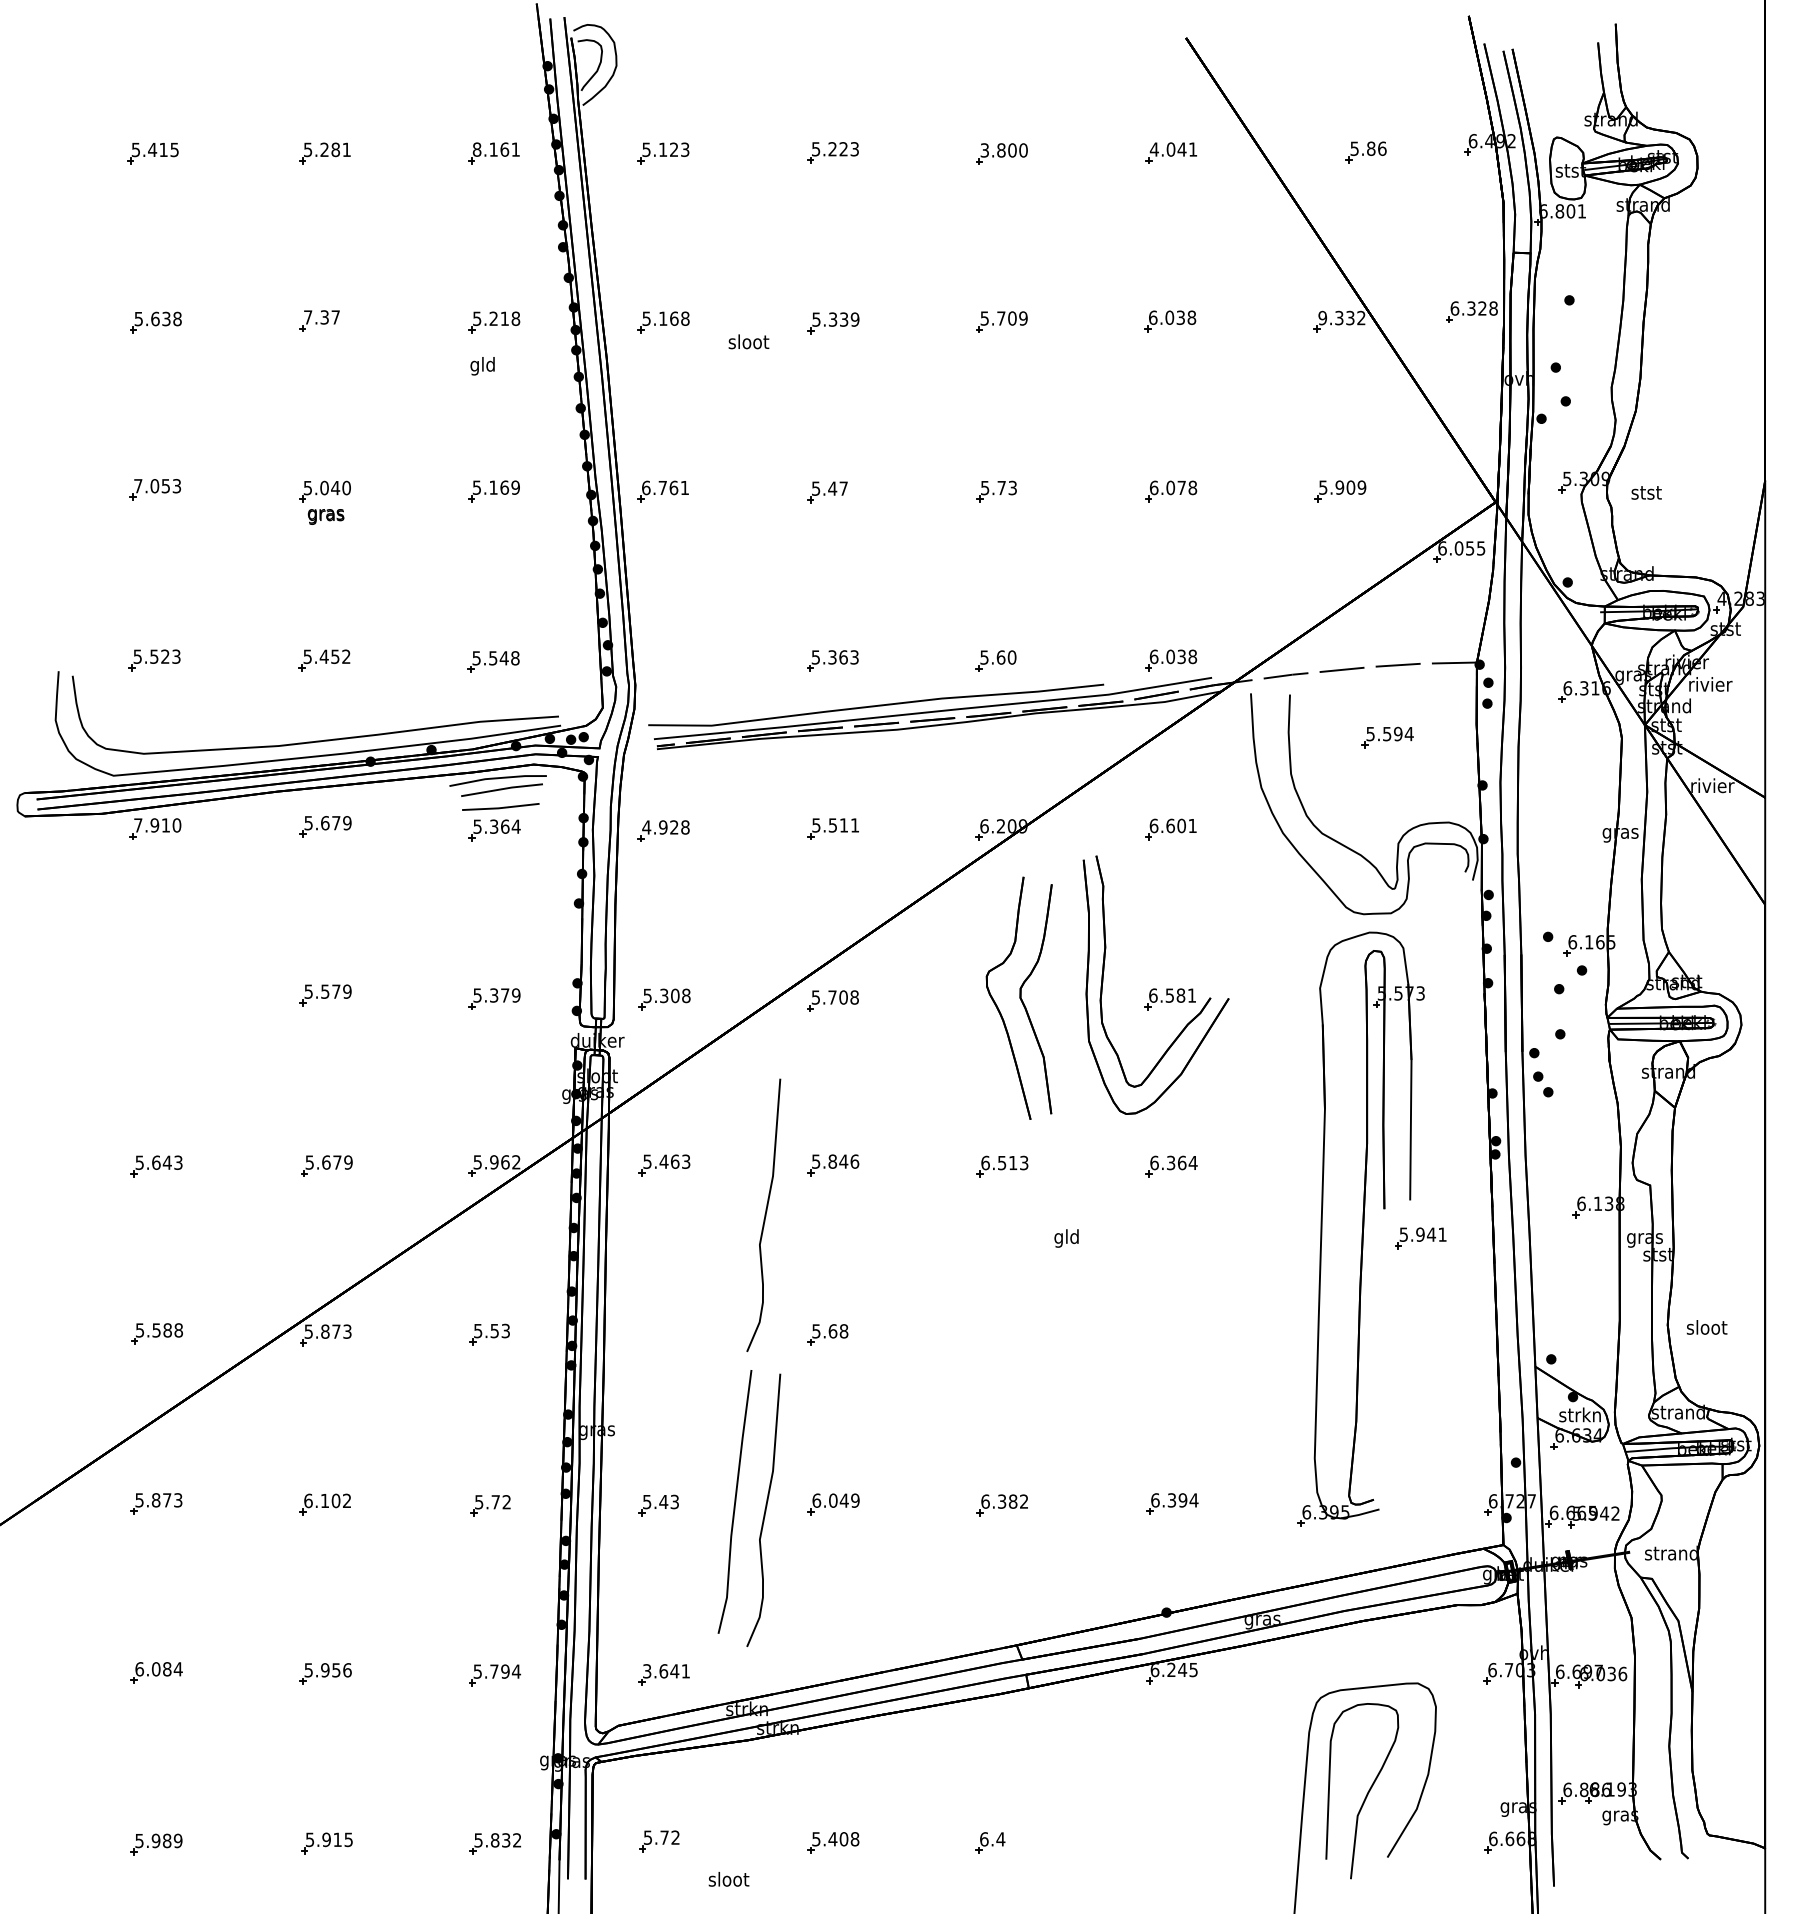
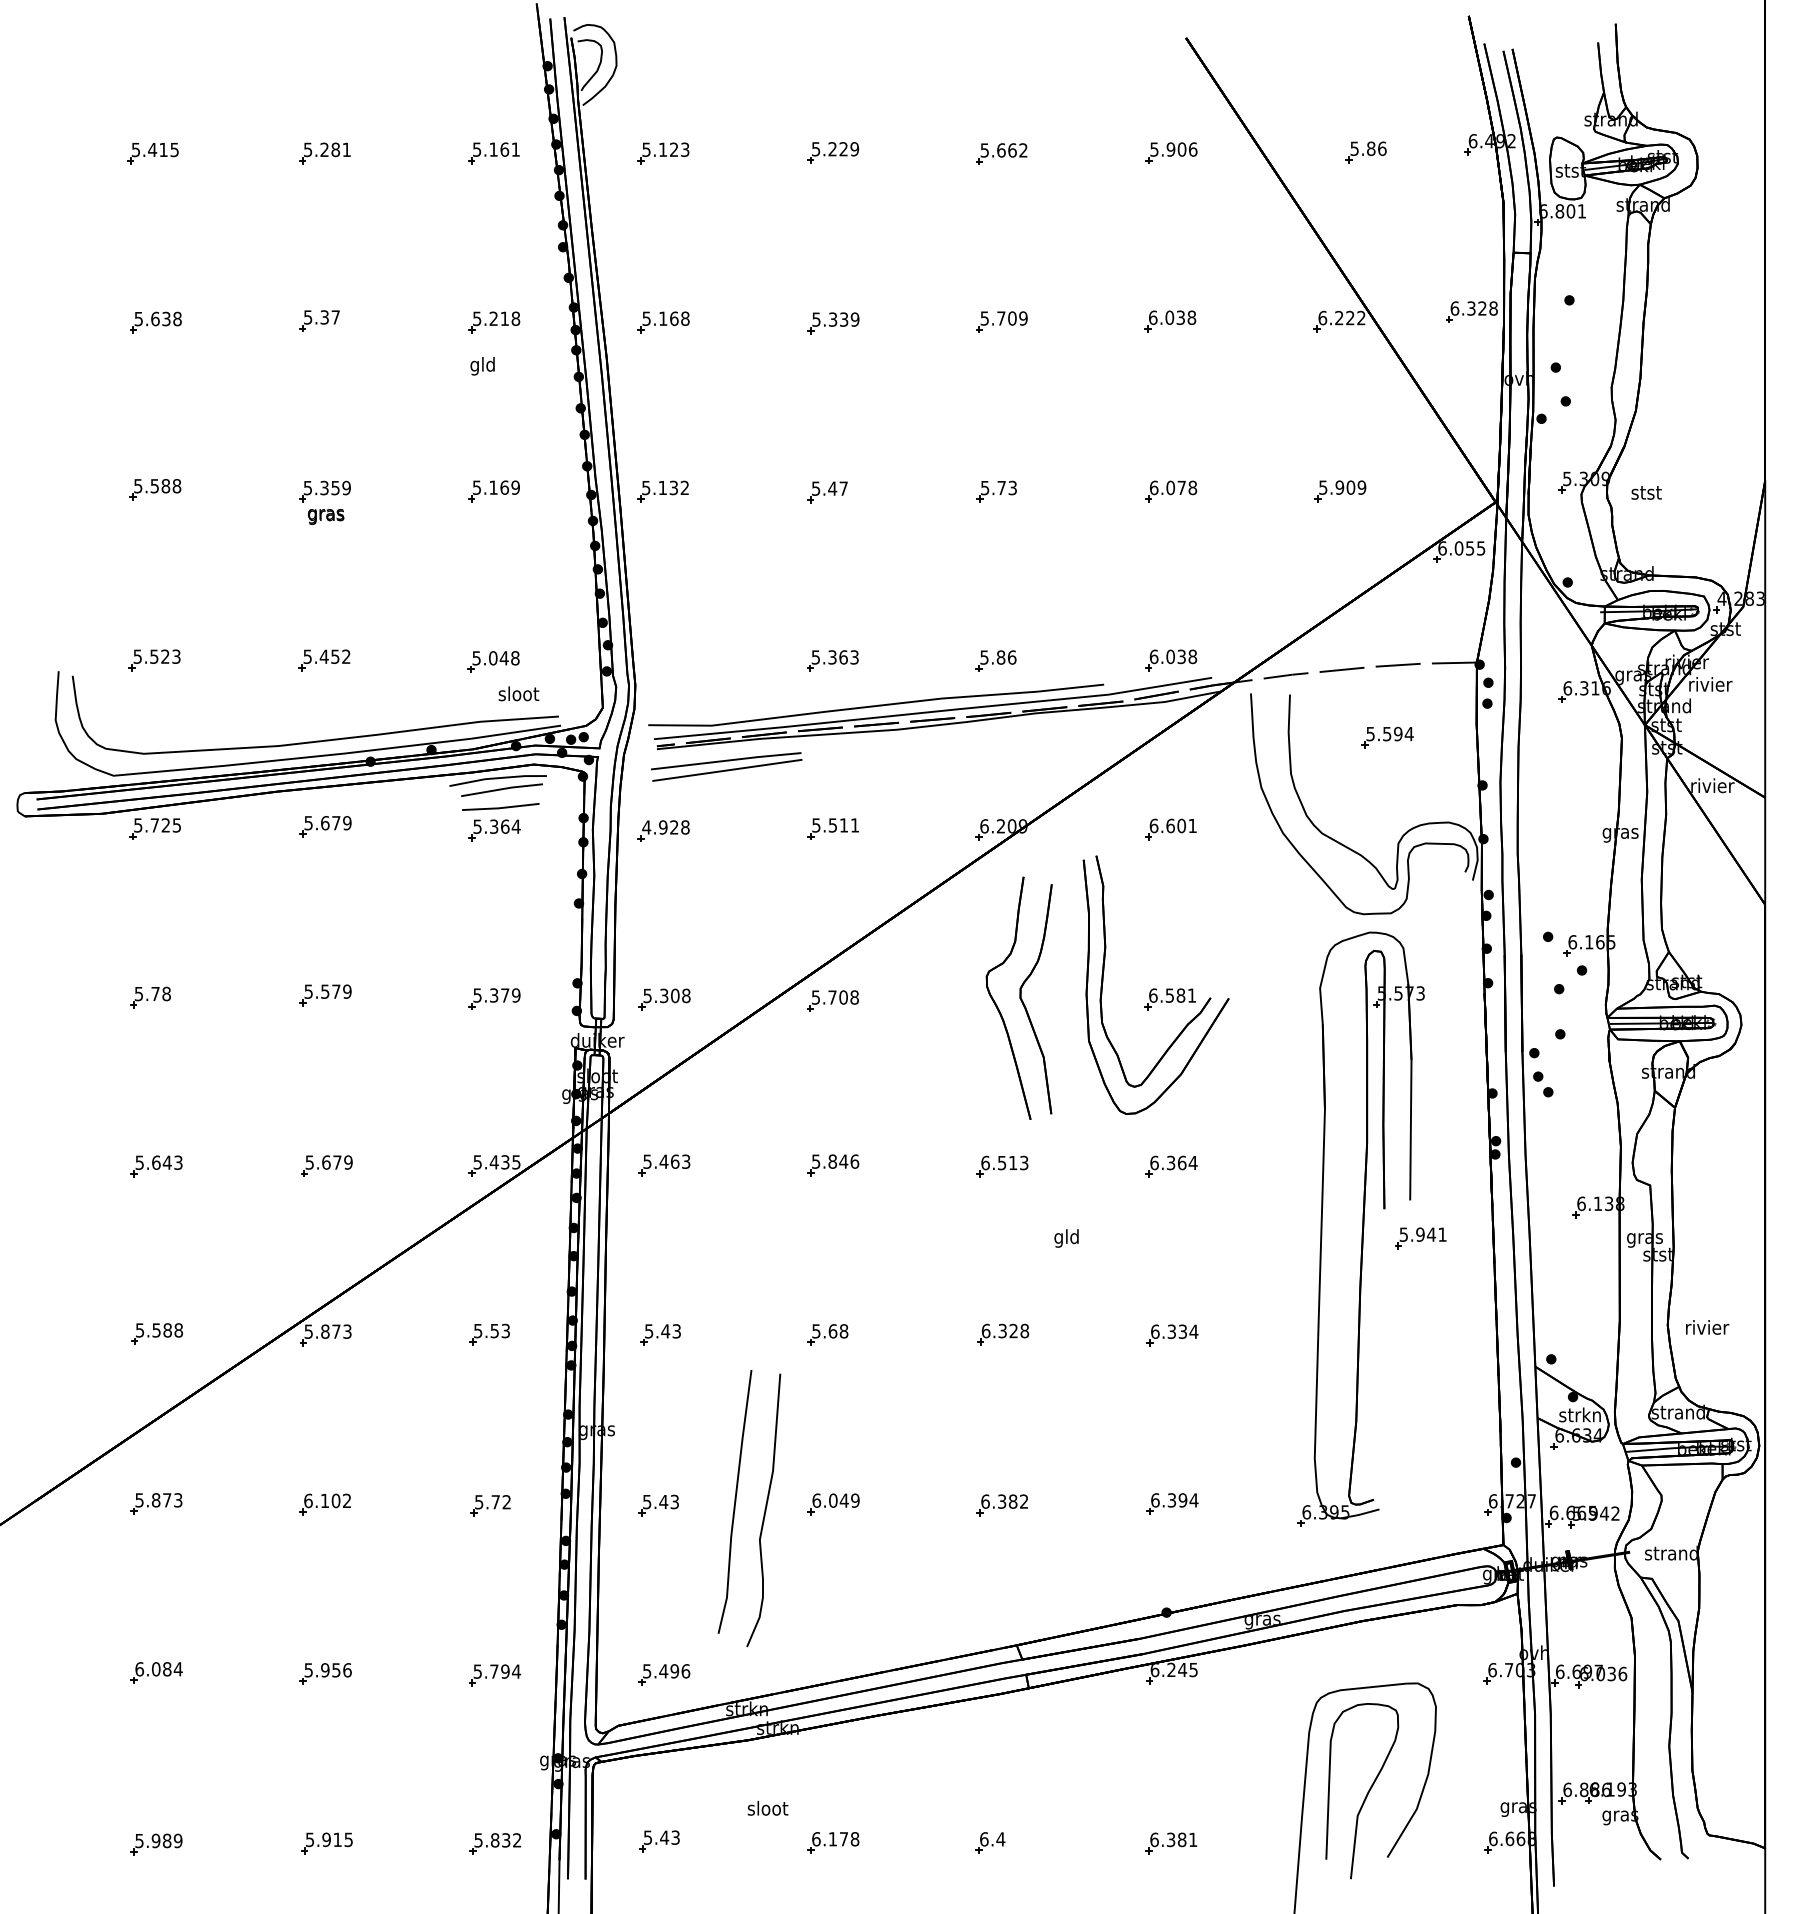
text: 8.161 -> 5.161 (476, 149)
text: 5.223 -> 5.229 (854, 149)
text: 4.041 -> 5.906 (1173, 149)
text: 3.800 -> 5.662 (1004, 150)
text: 7.37 -> 5.37 (308, 317)
text: 9.332 -> 6.222 (1336, 317)
text position: (748, 341) -> (518, 693) (518, 693)
text: 7.053 -> 5.588 (157, 486)
text: 5.040 -> 5.359 (335, 487)
text: 6.761 -> 5.132 (665, 487)
text: 5.60 -> 5.86 (1006, 657)
text: 5.548 -> 5.048 (493, 658)
part: none -> present (726, 766)
text: 7.910 -> 5.725 (157, 825)
part: none -> present (150, 997)
text: 5.962 -> 5.435 (504, 1162)
curve: present -> none (764, 1214)
text: sloot -> rivier (1707, 1327)
part: none -> present (660, 1334)
part: none -> present (1003, 1334)
part: none -> present (1172, 1335)
text: 3.641 -> 5.496 (666, 1671)
text: 5.72 -> 5.43 (669, 1837)
text: 5.408 -> 6.178 (830, 1839)
part: none -> present (1171, 1843)
text position: (728, 1879) -> (767, 1808) (767, 1808)
